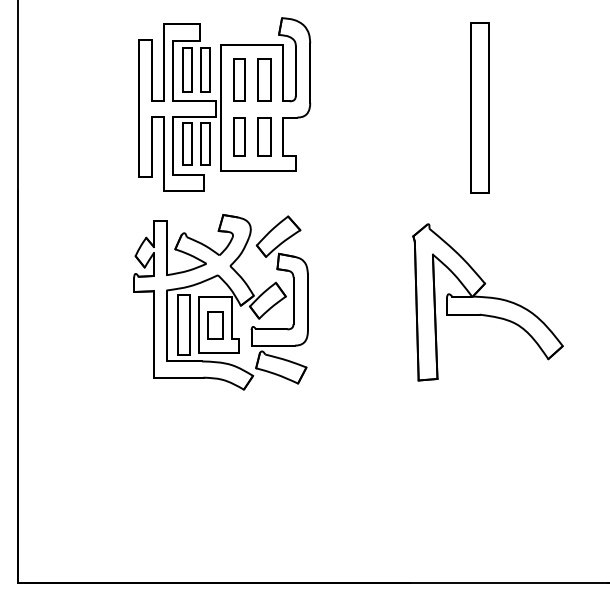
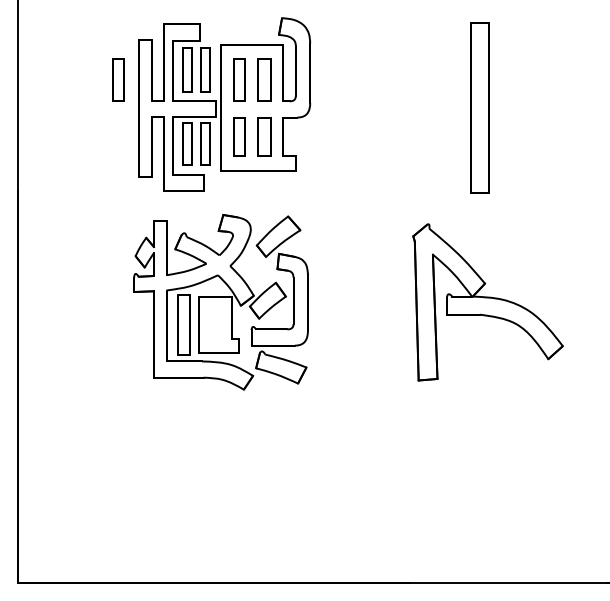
part: none -> present (118, 79)
part: present -> none (215, 325)
